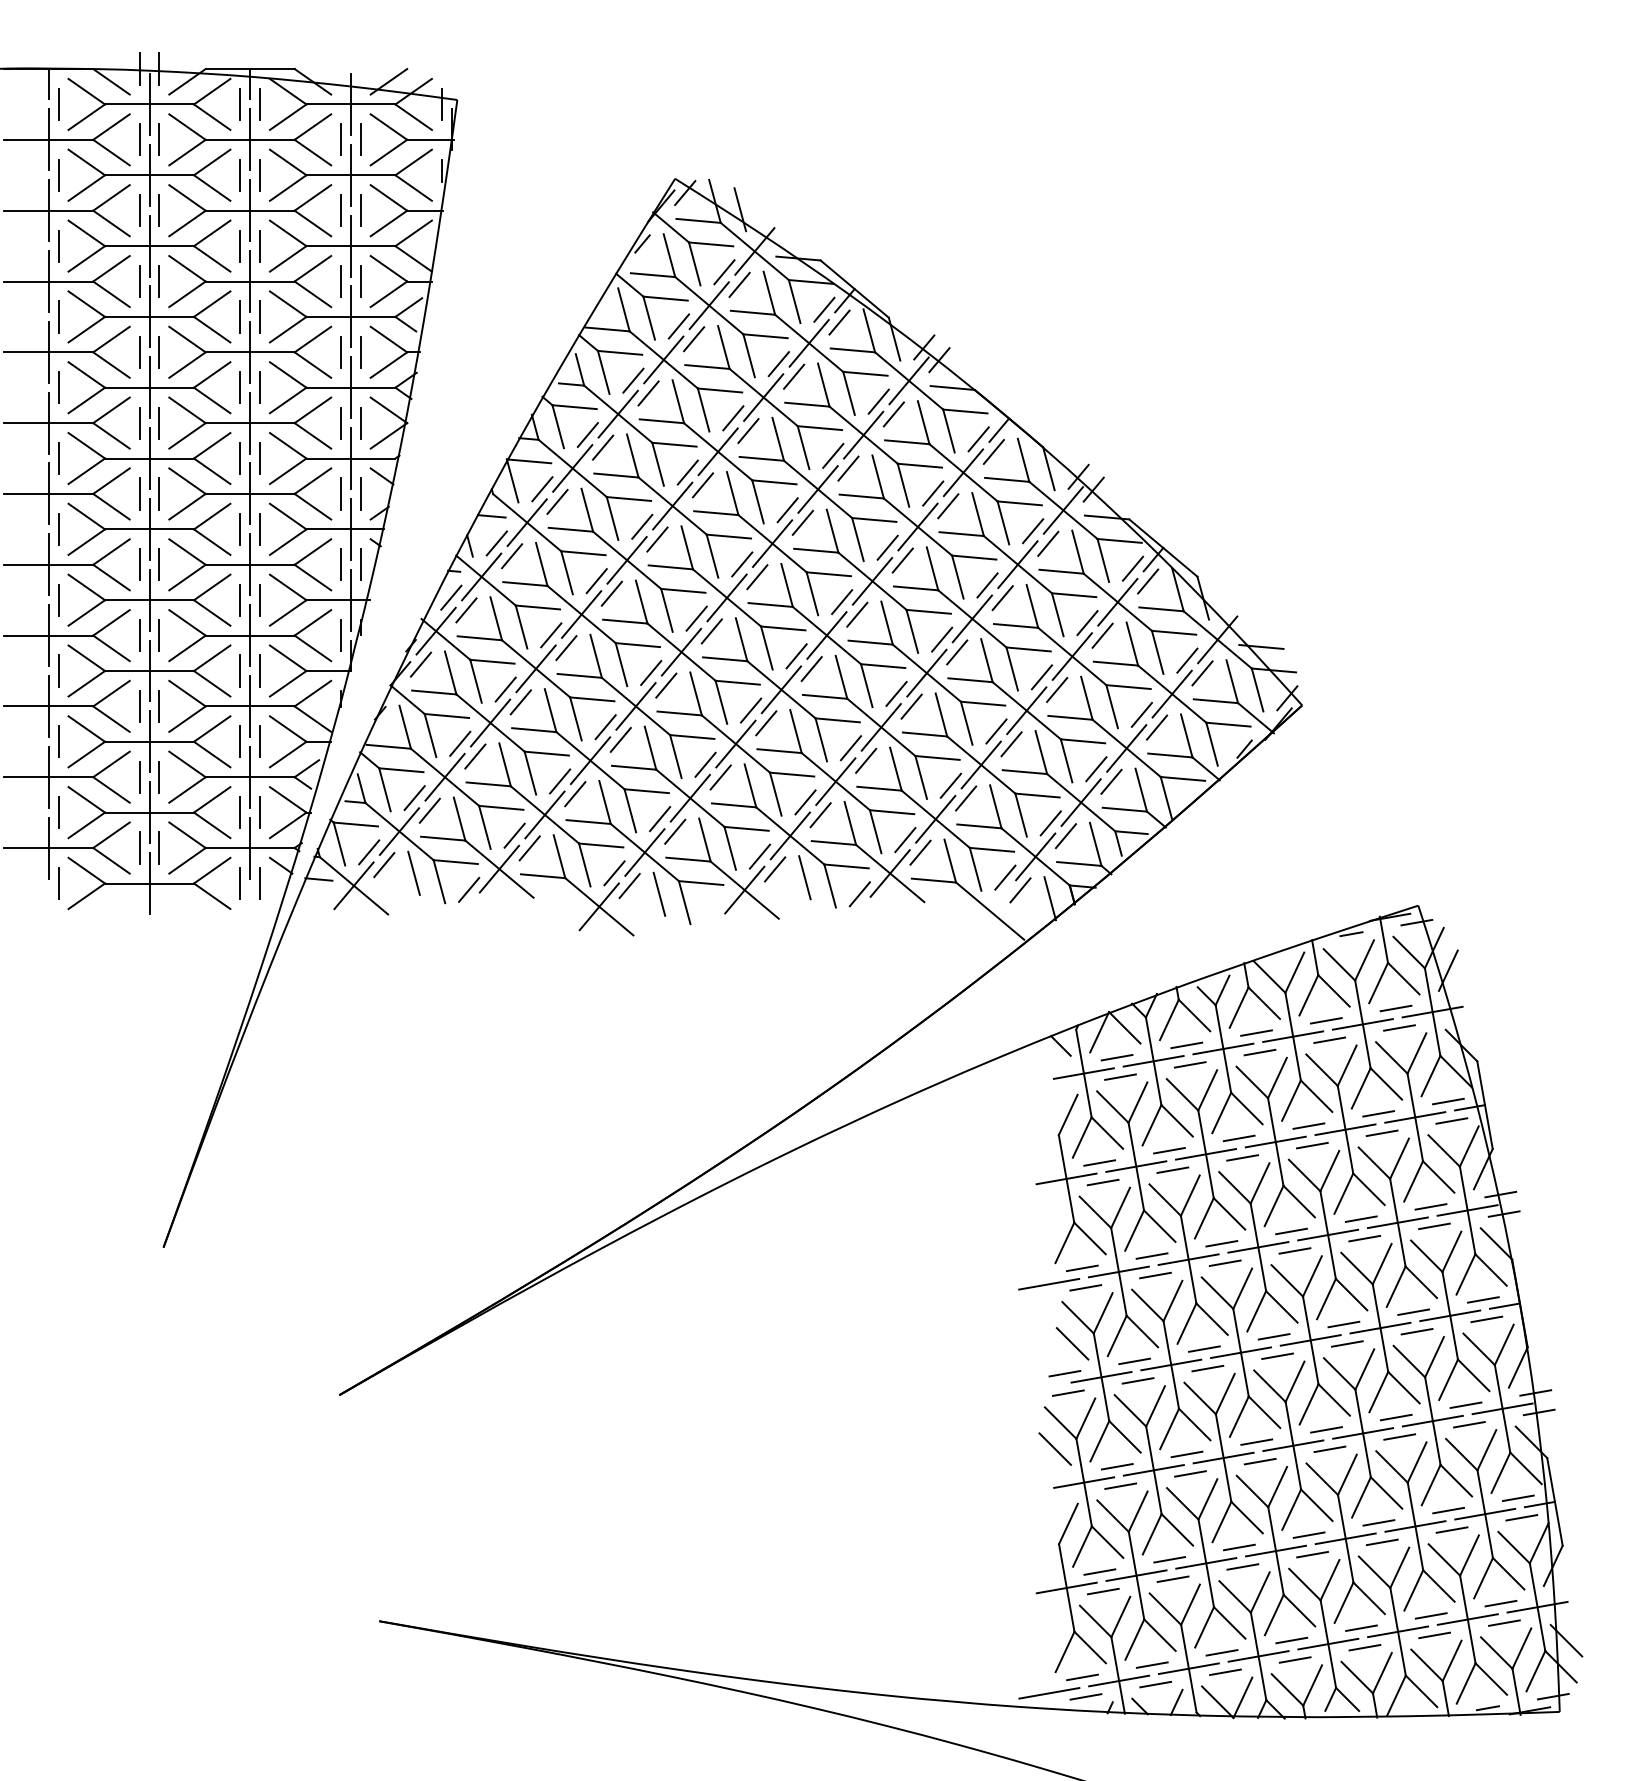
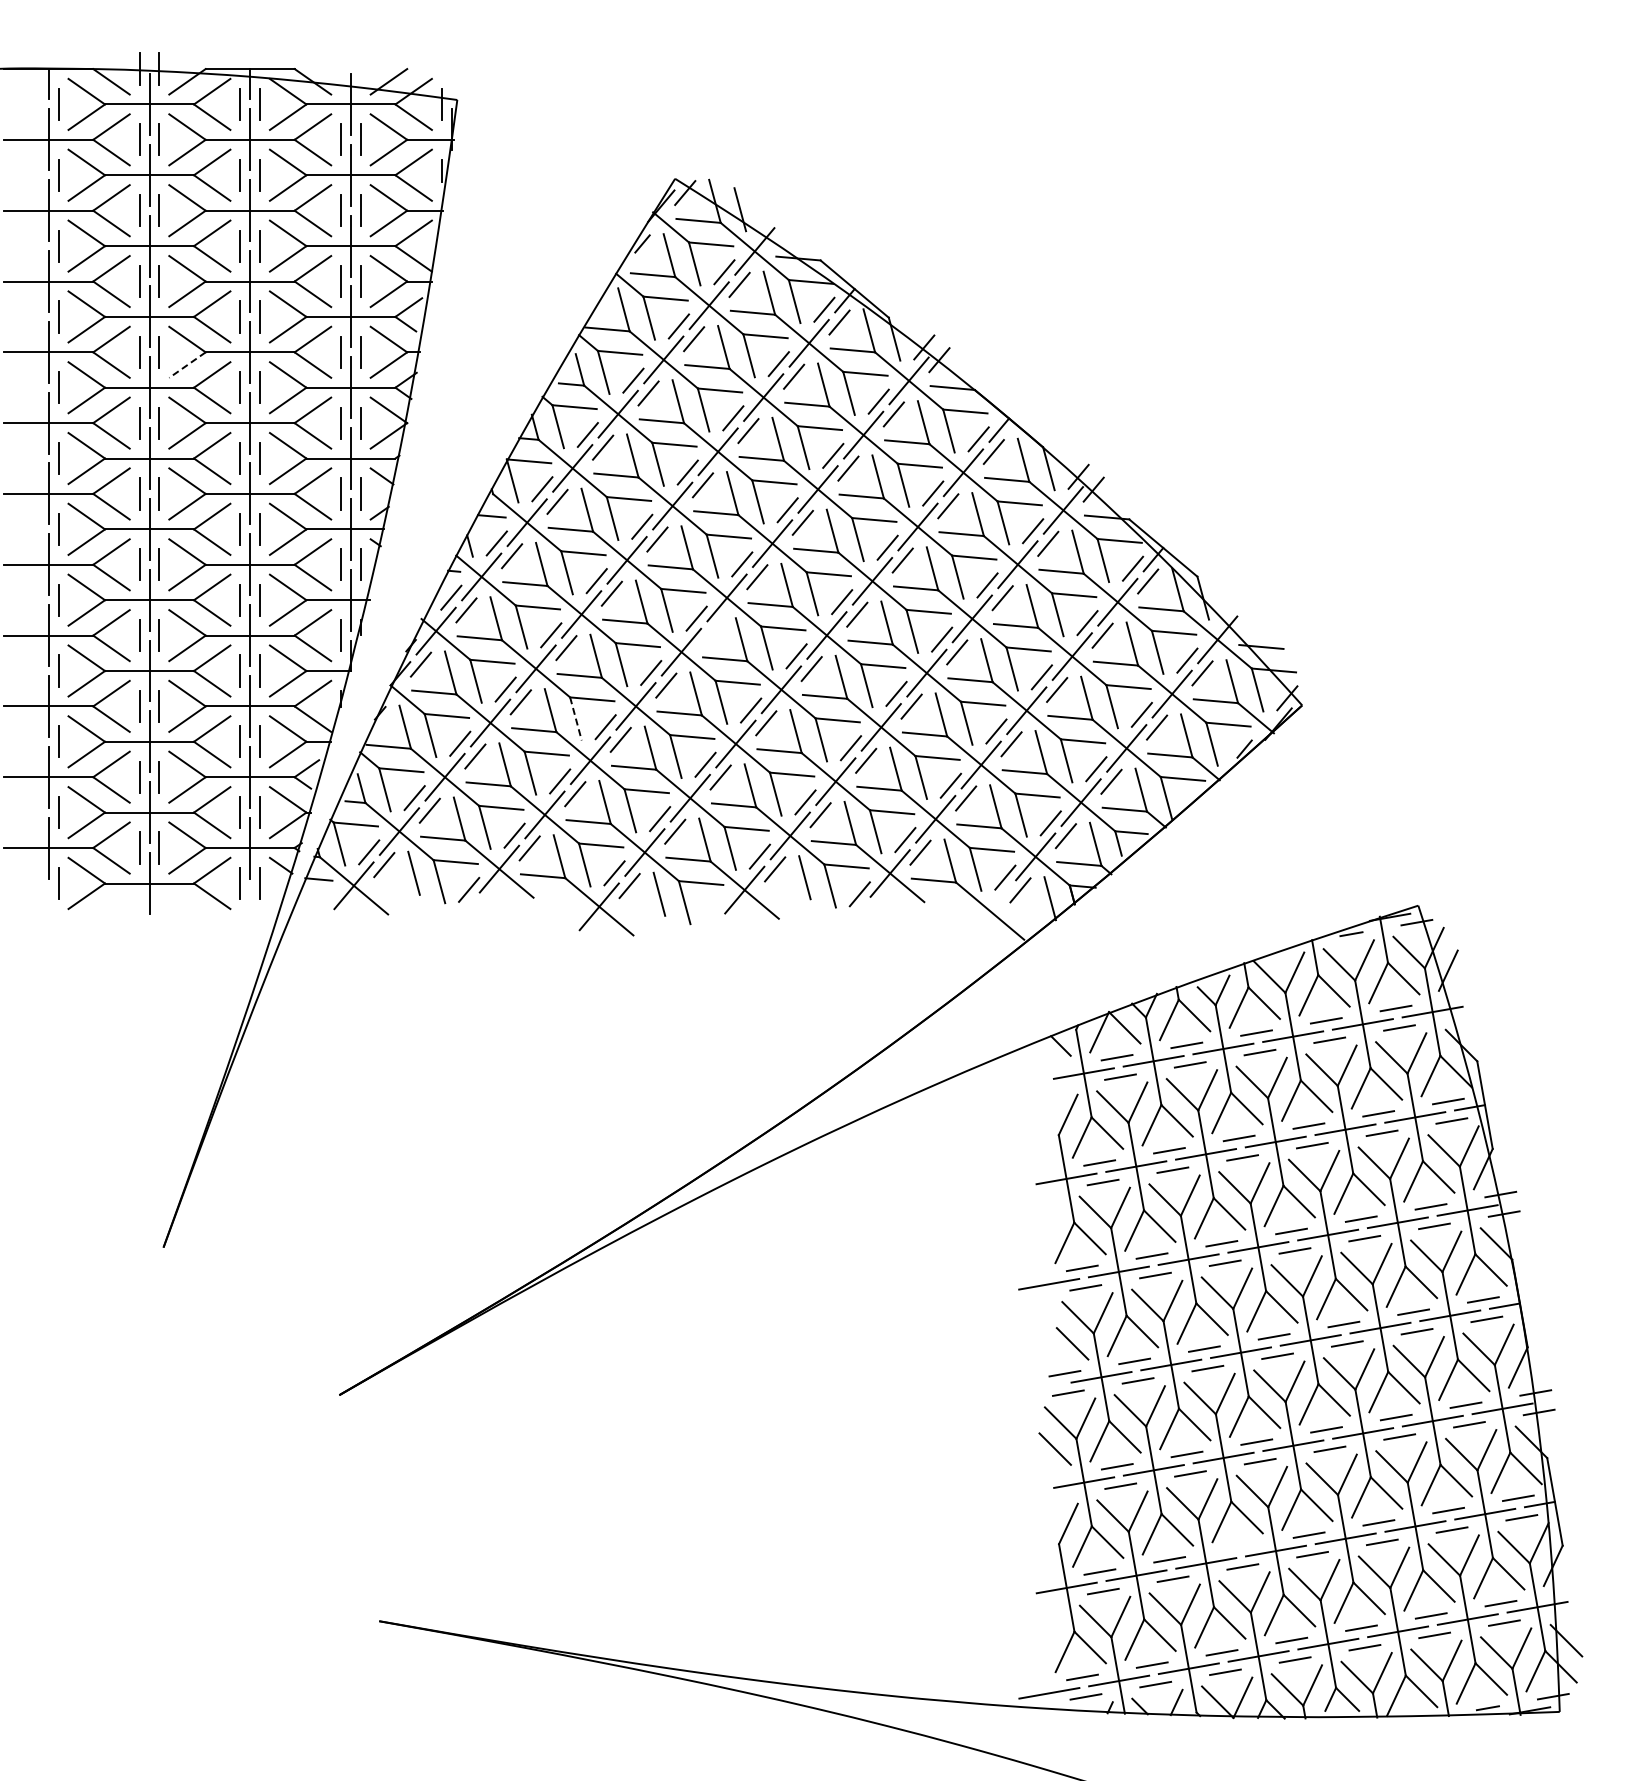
line: solid -> dashed (187, 365)
line: present -> none (711, 631)
line: solid -> dashed (576, 719)
line: present -> none (1239, 1547)
